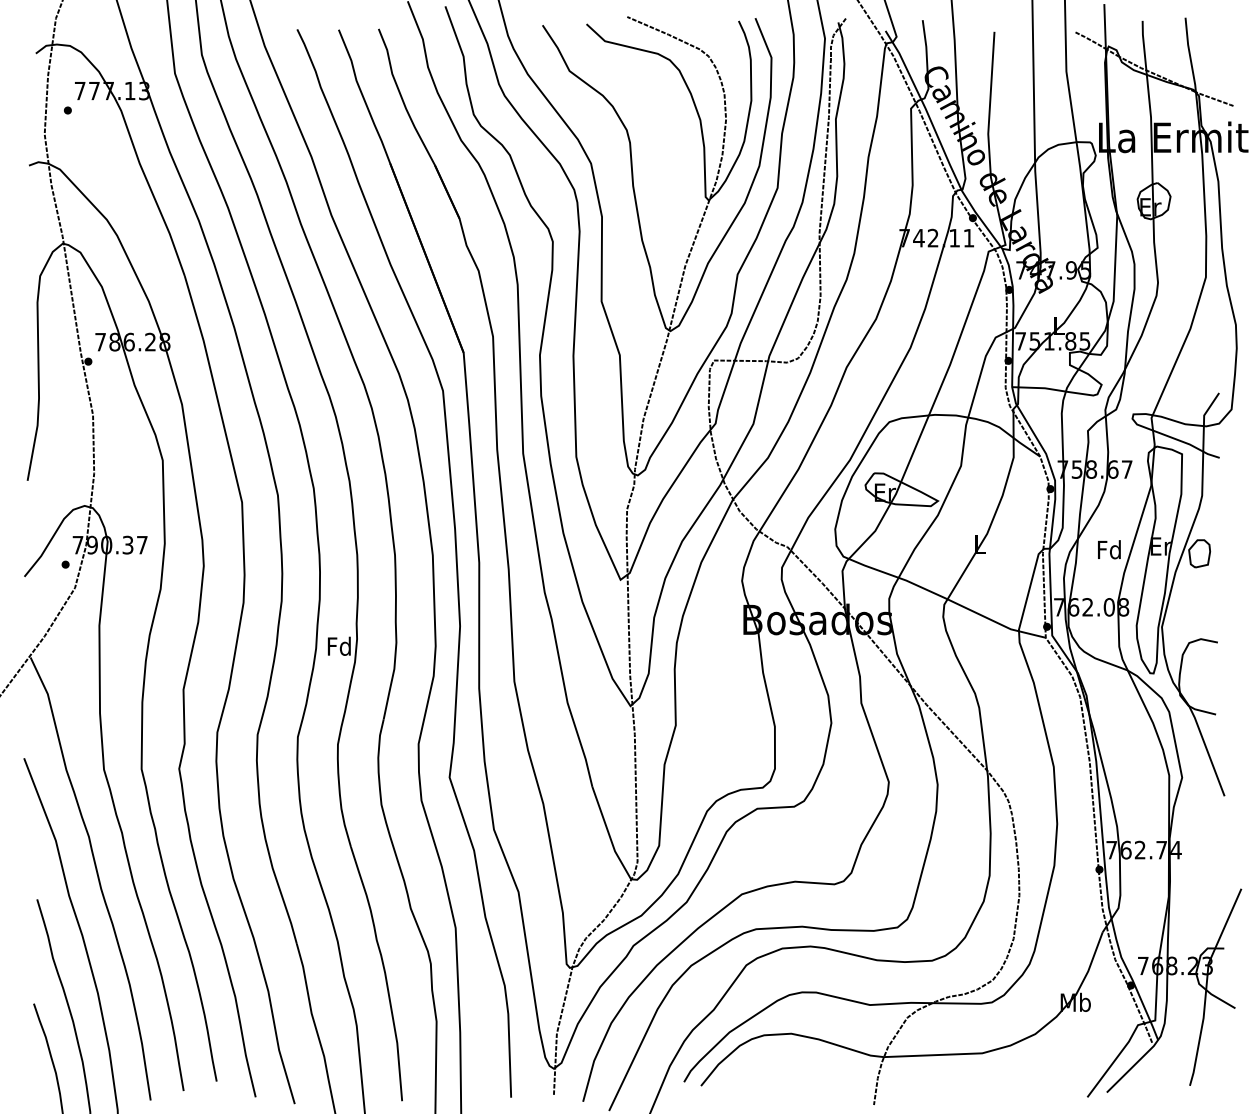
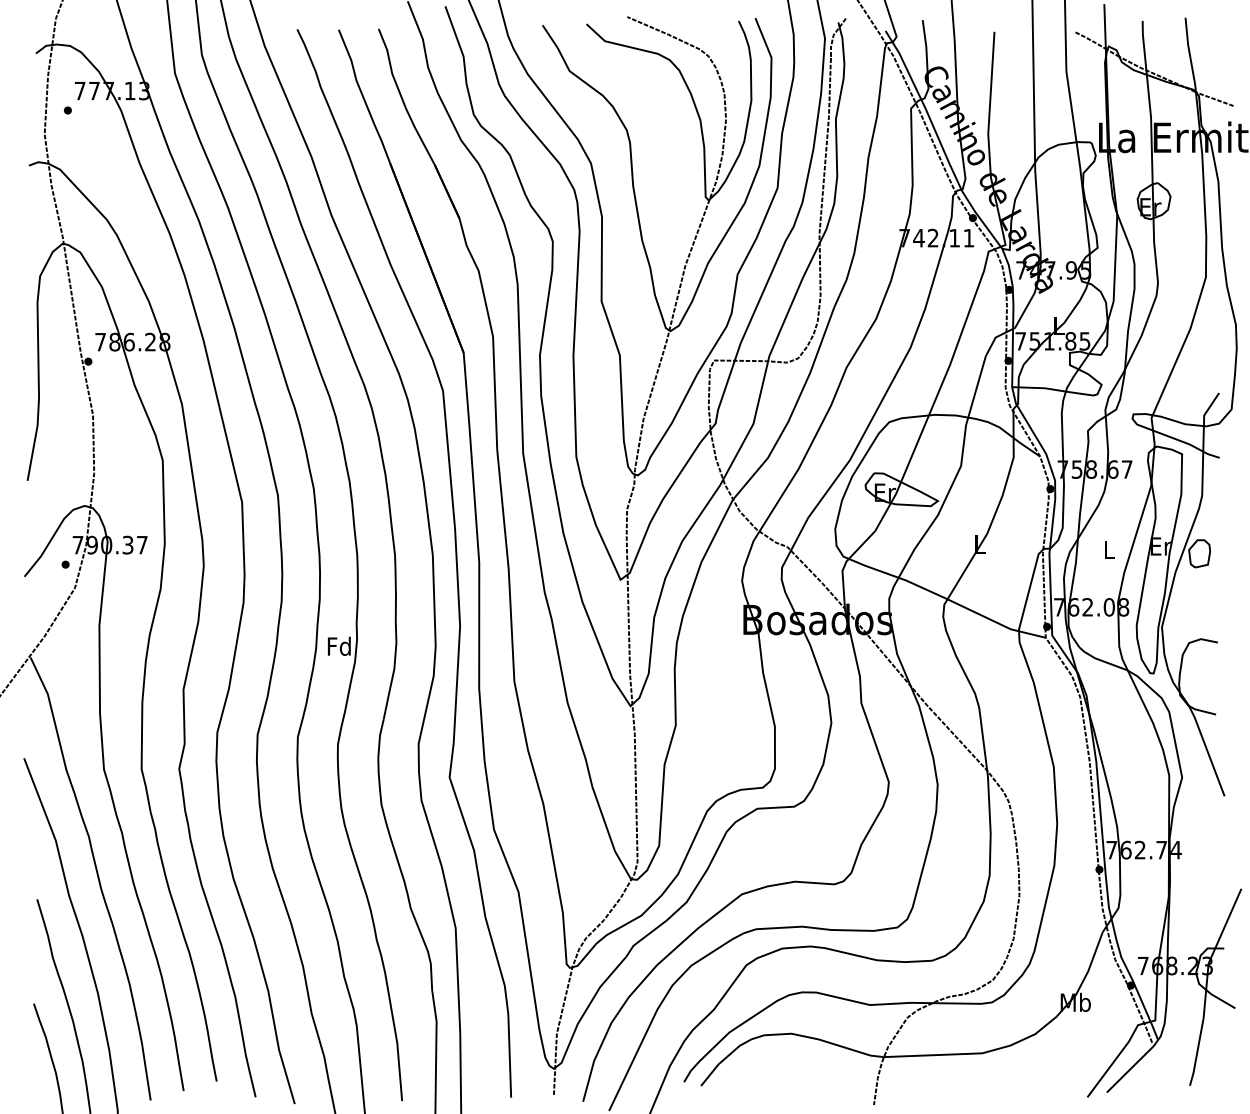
text: Fd -> L (1109, 549)
